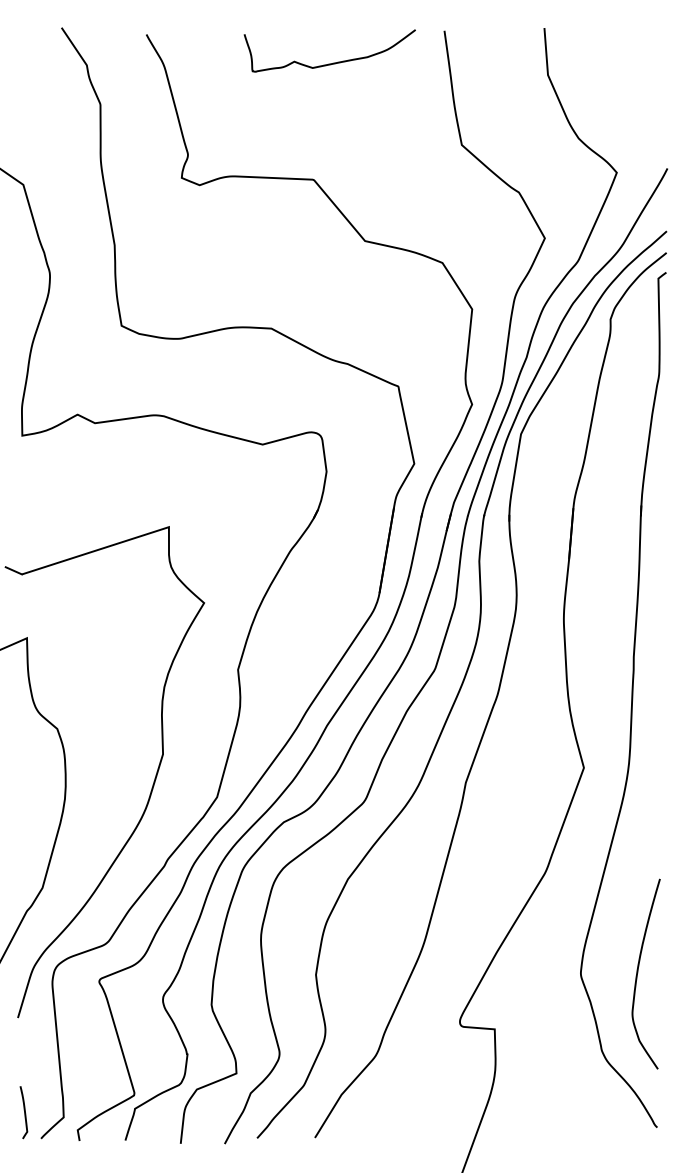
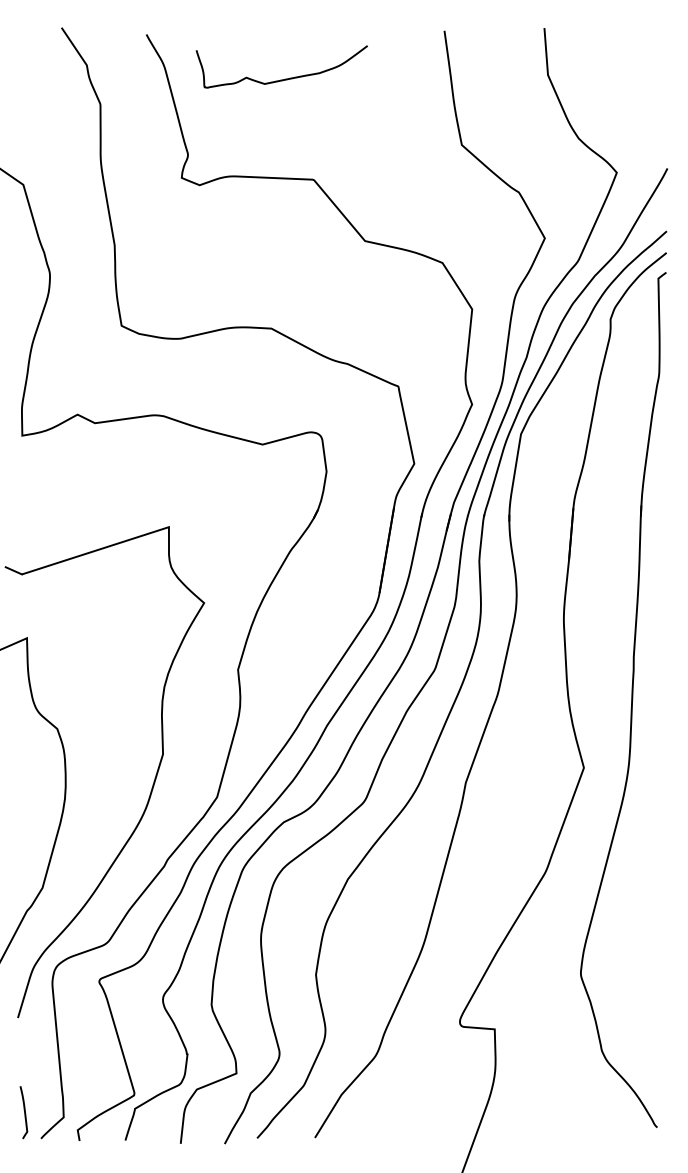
curve position: (333, 62) -> (285, 78) (285, 78)
curve: present -> none (638, 973)
